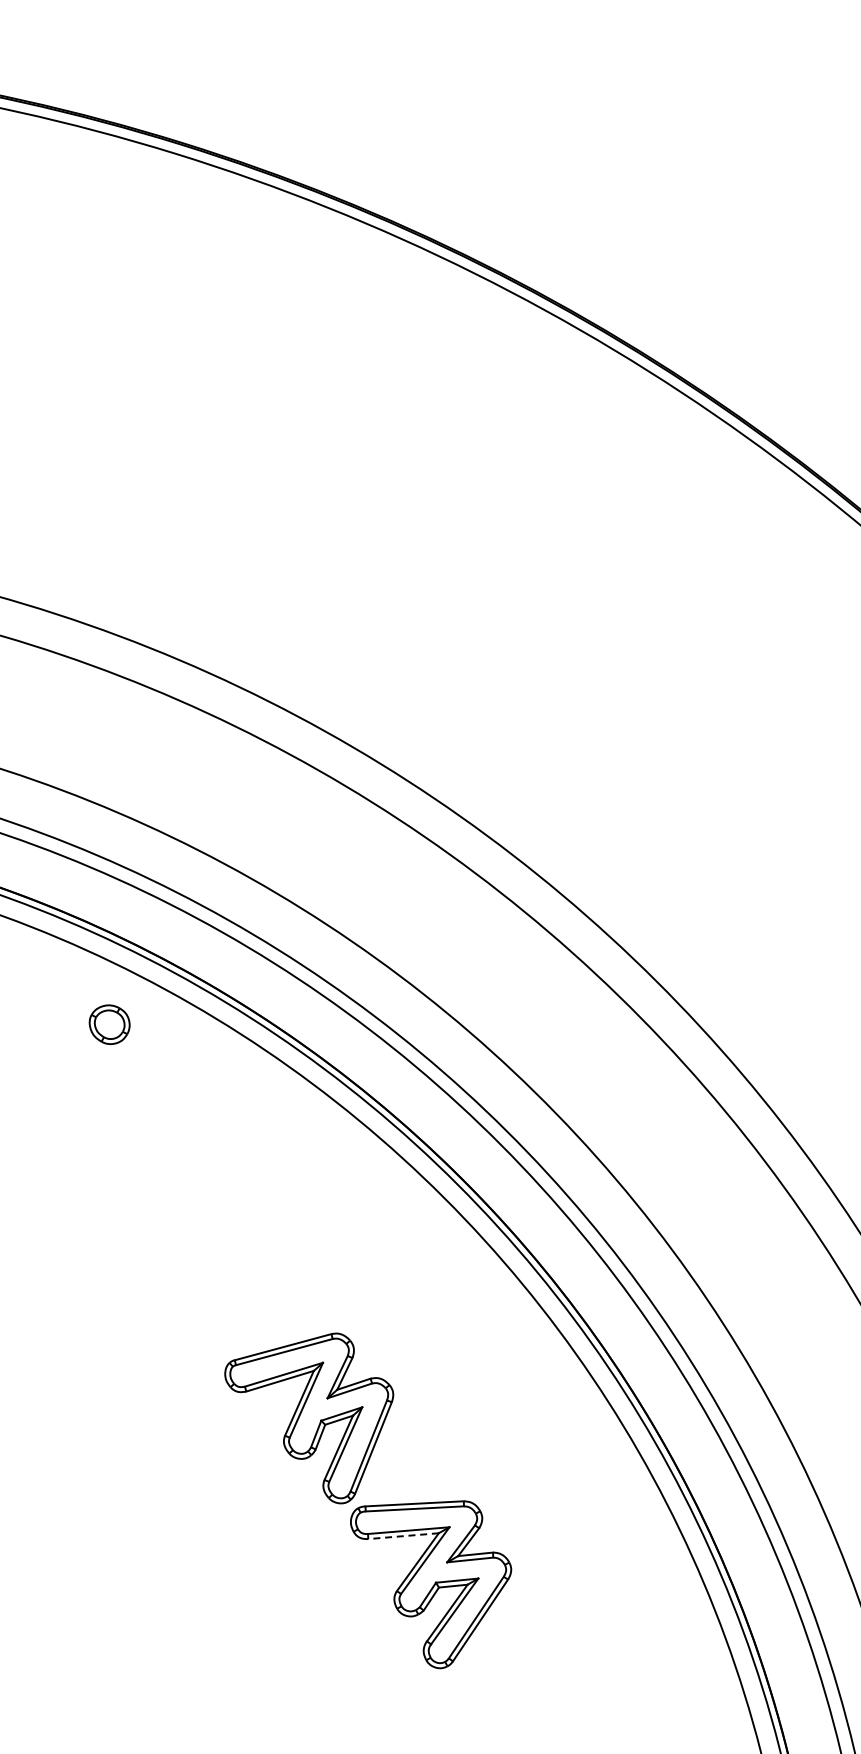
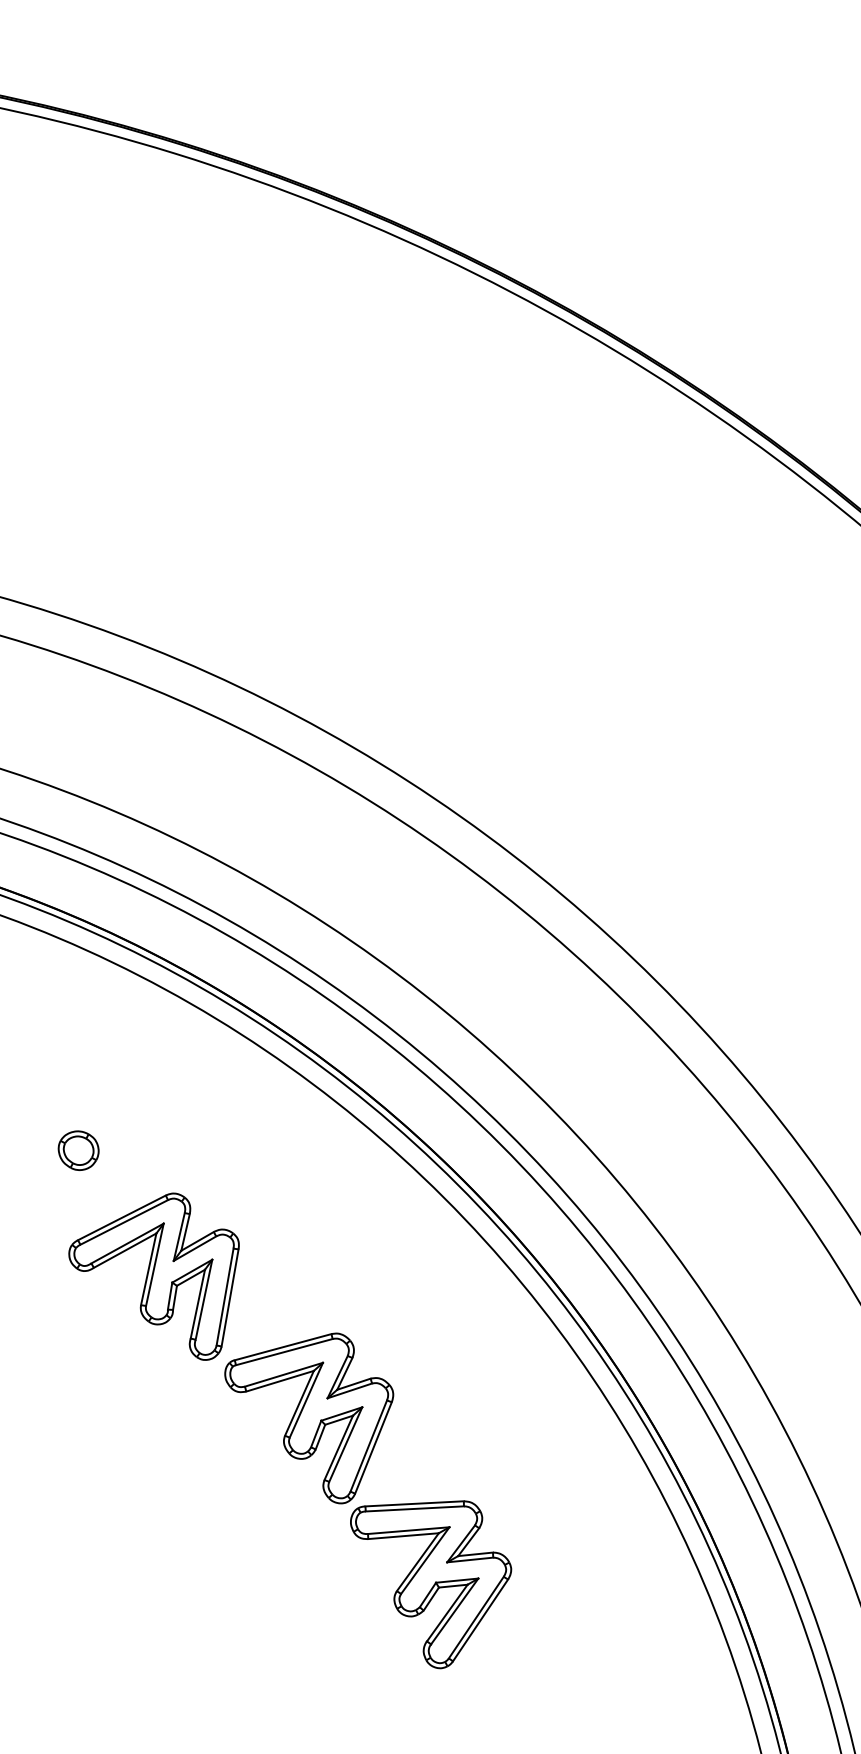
part position: (109, 1024) -> (78, 1150) (78, 1150)
part: none -> present (153, 1276)
line: dashed -> solid (403, 1536)
